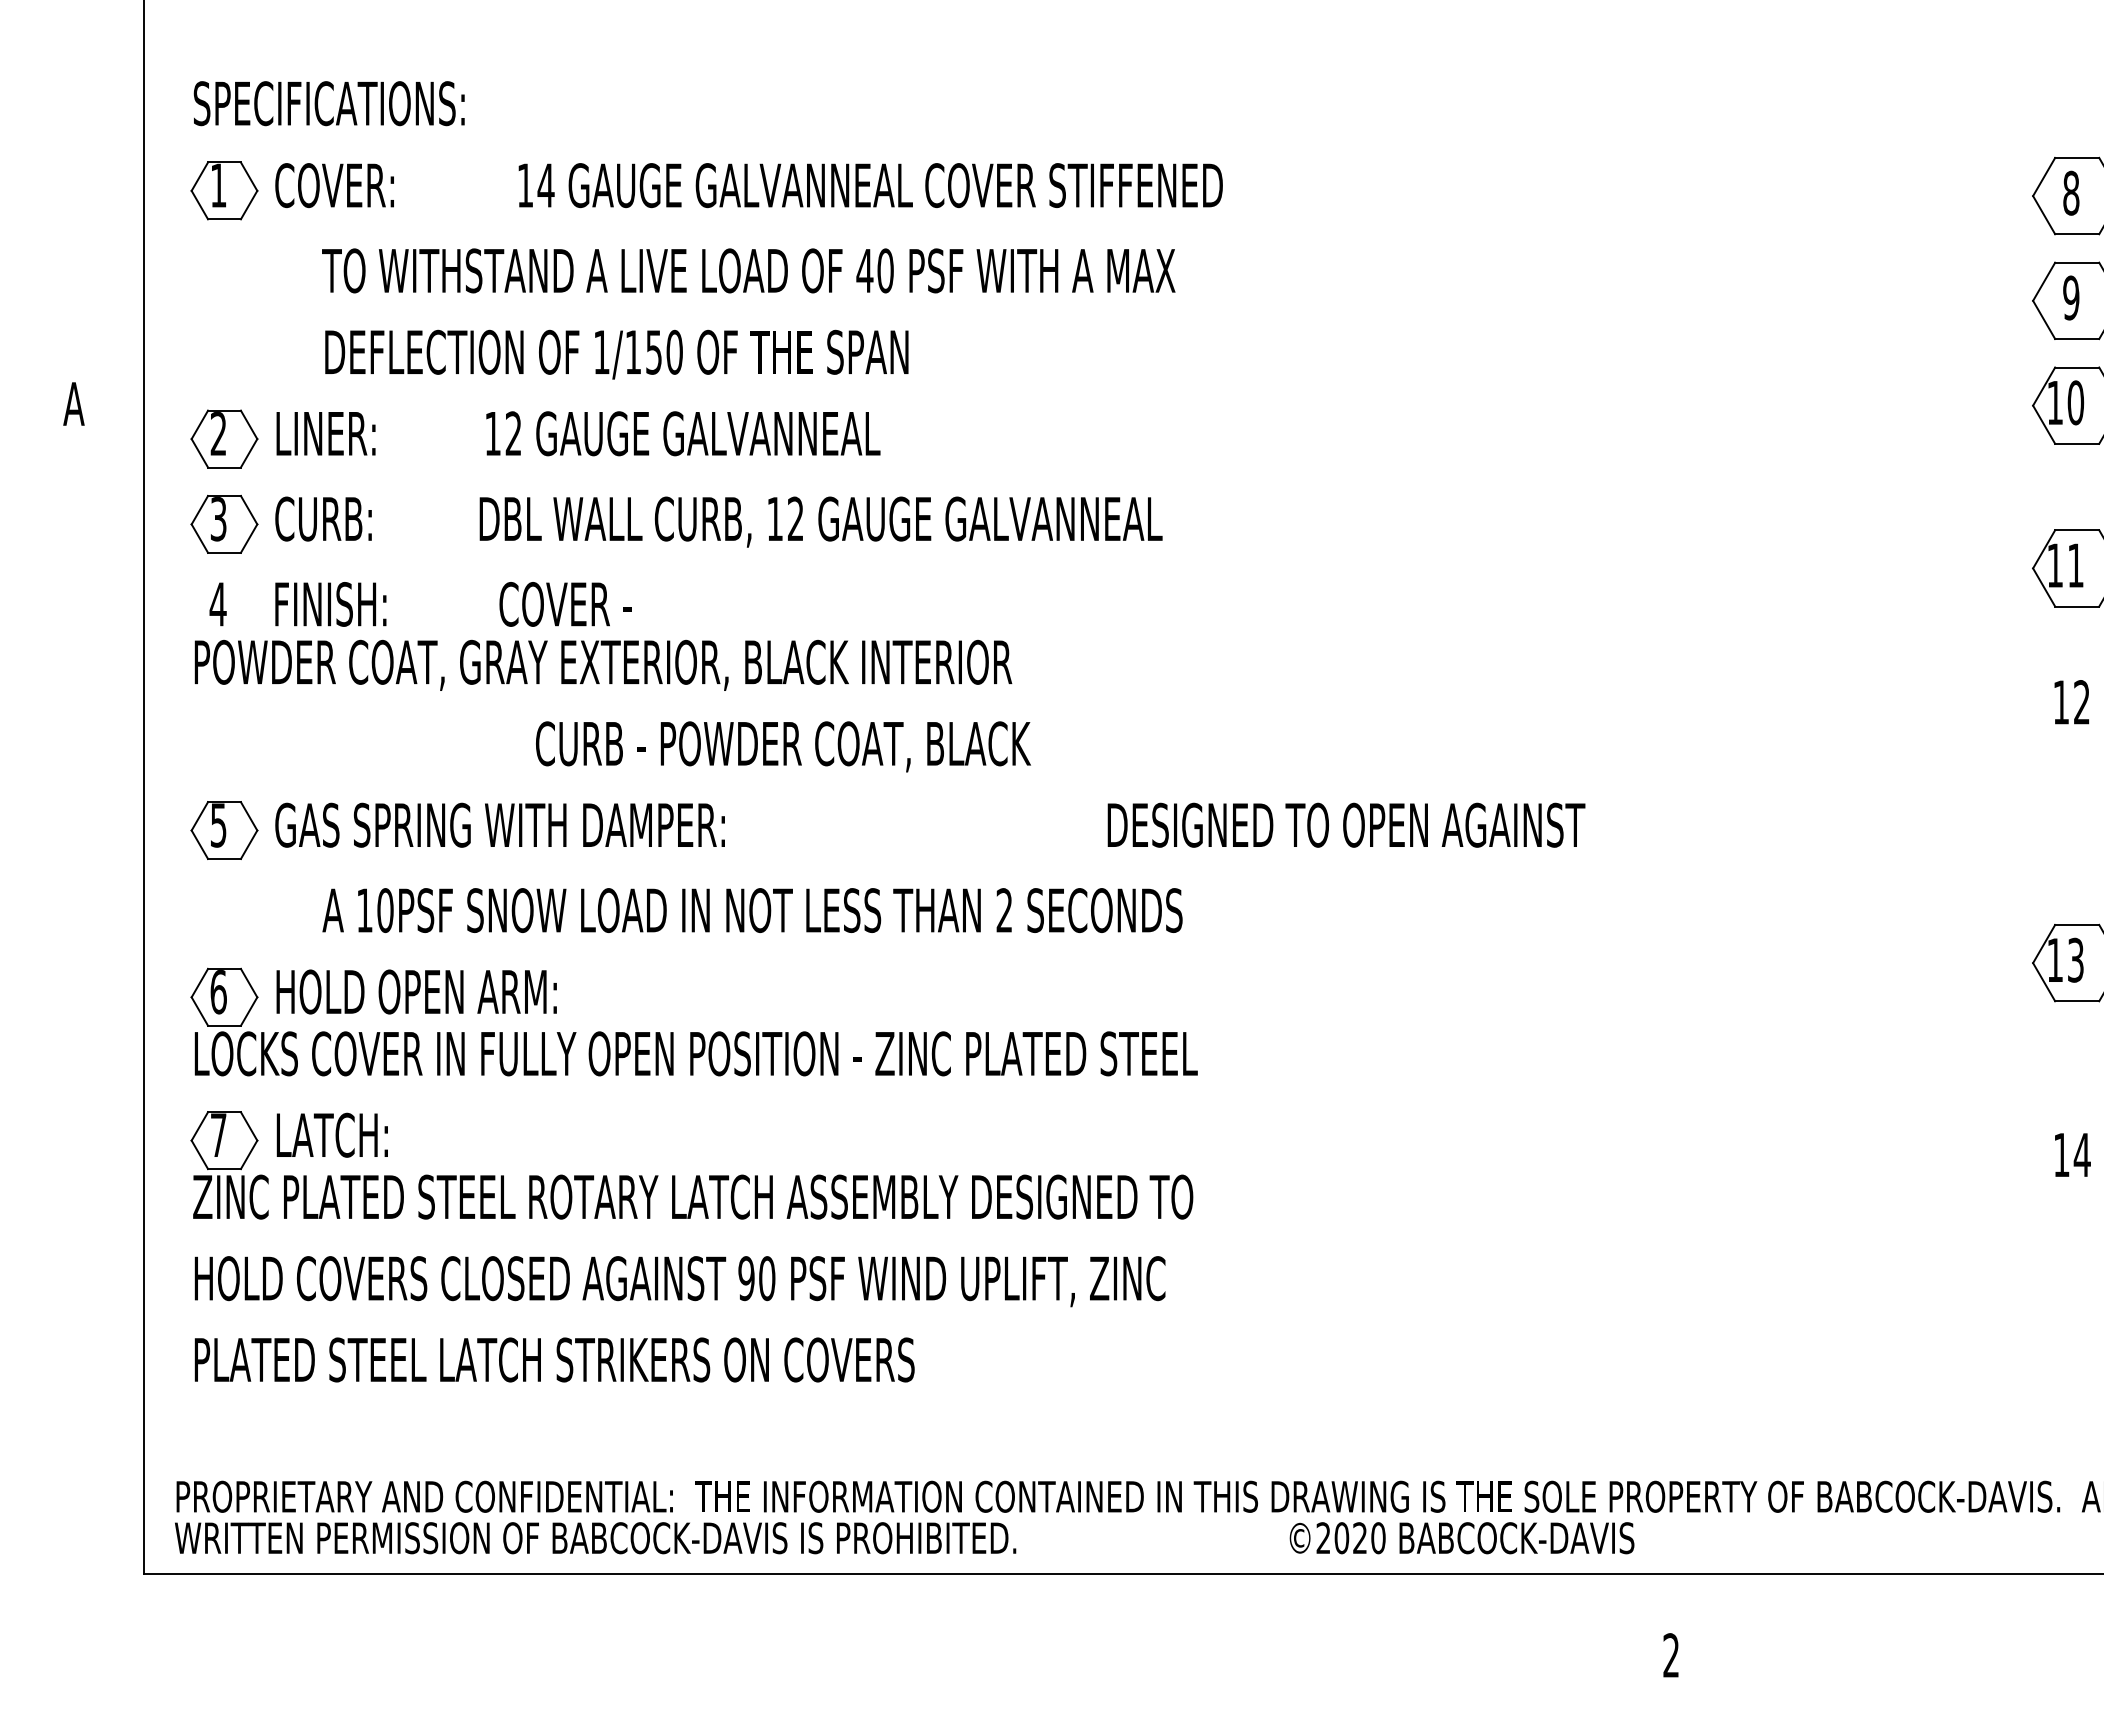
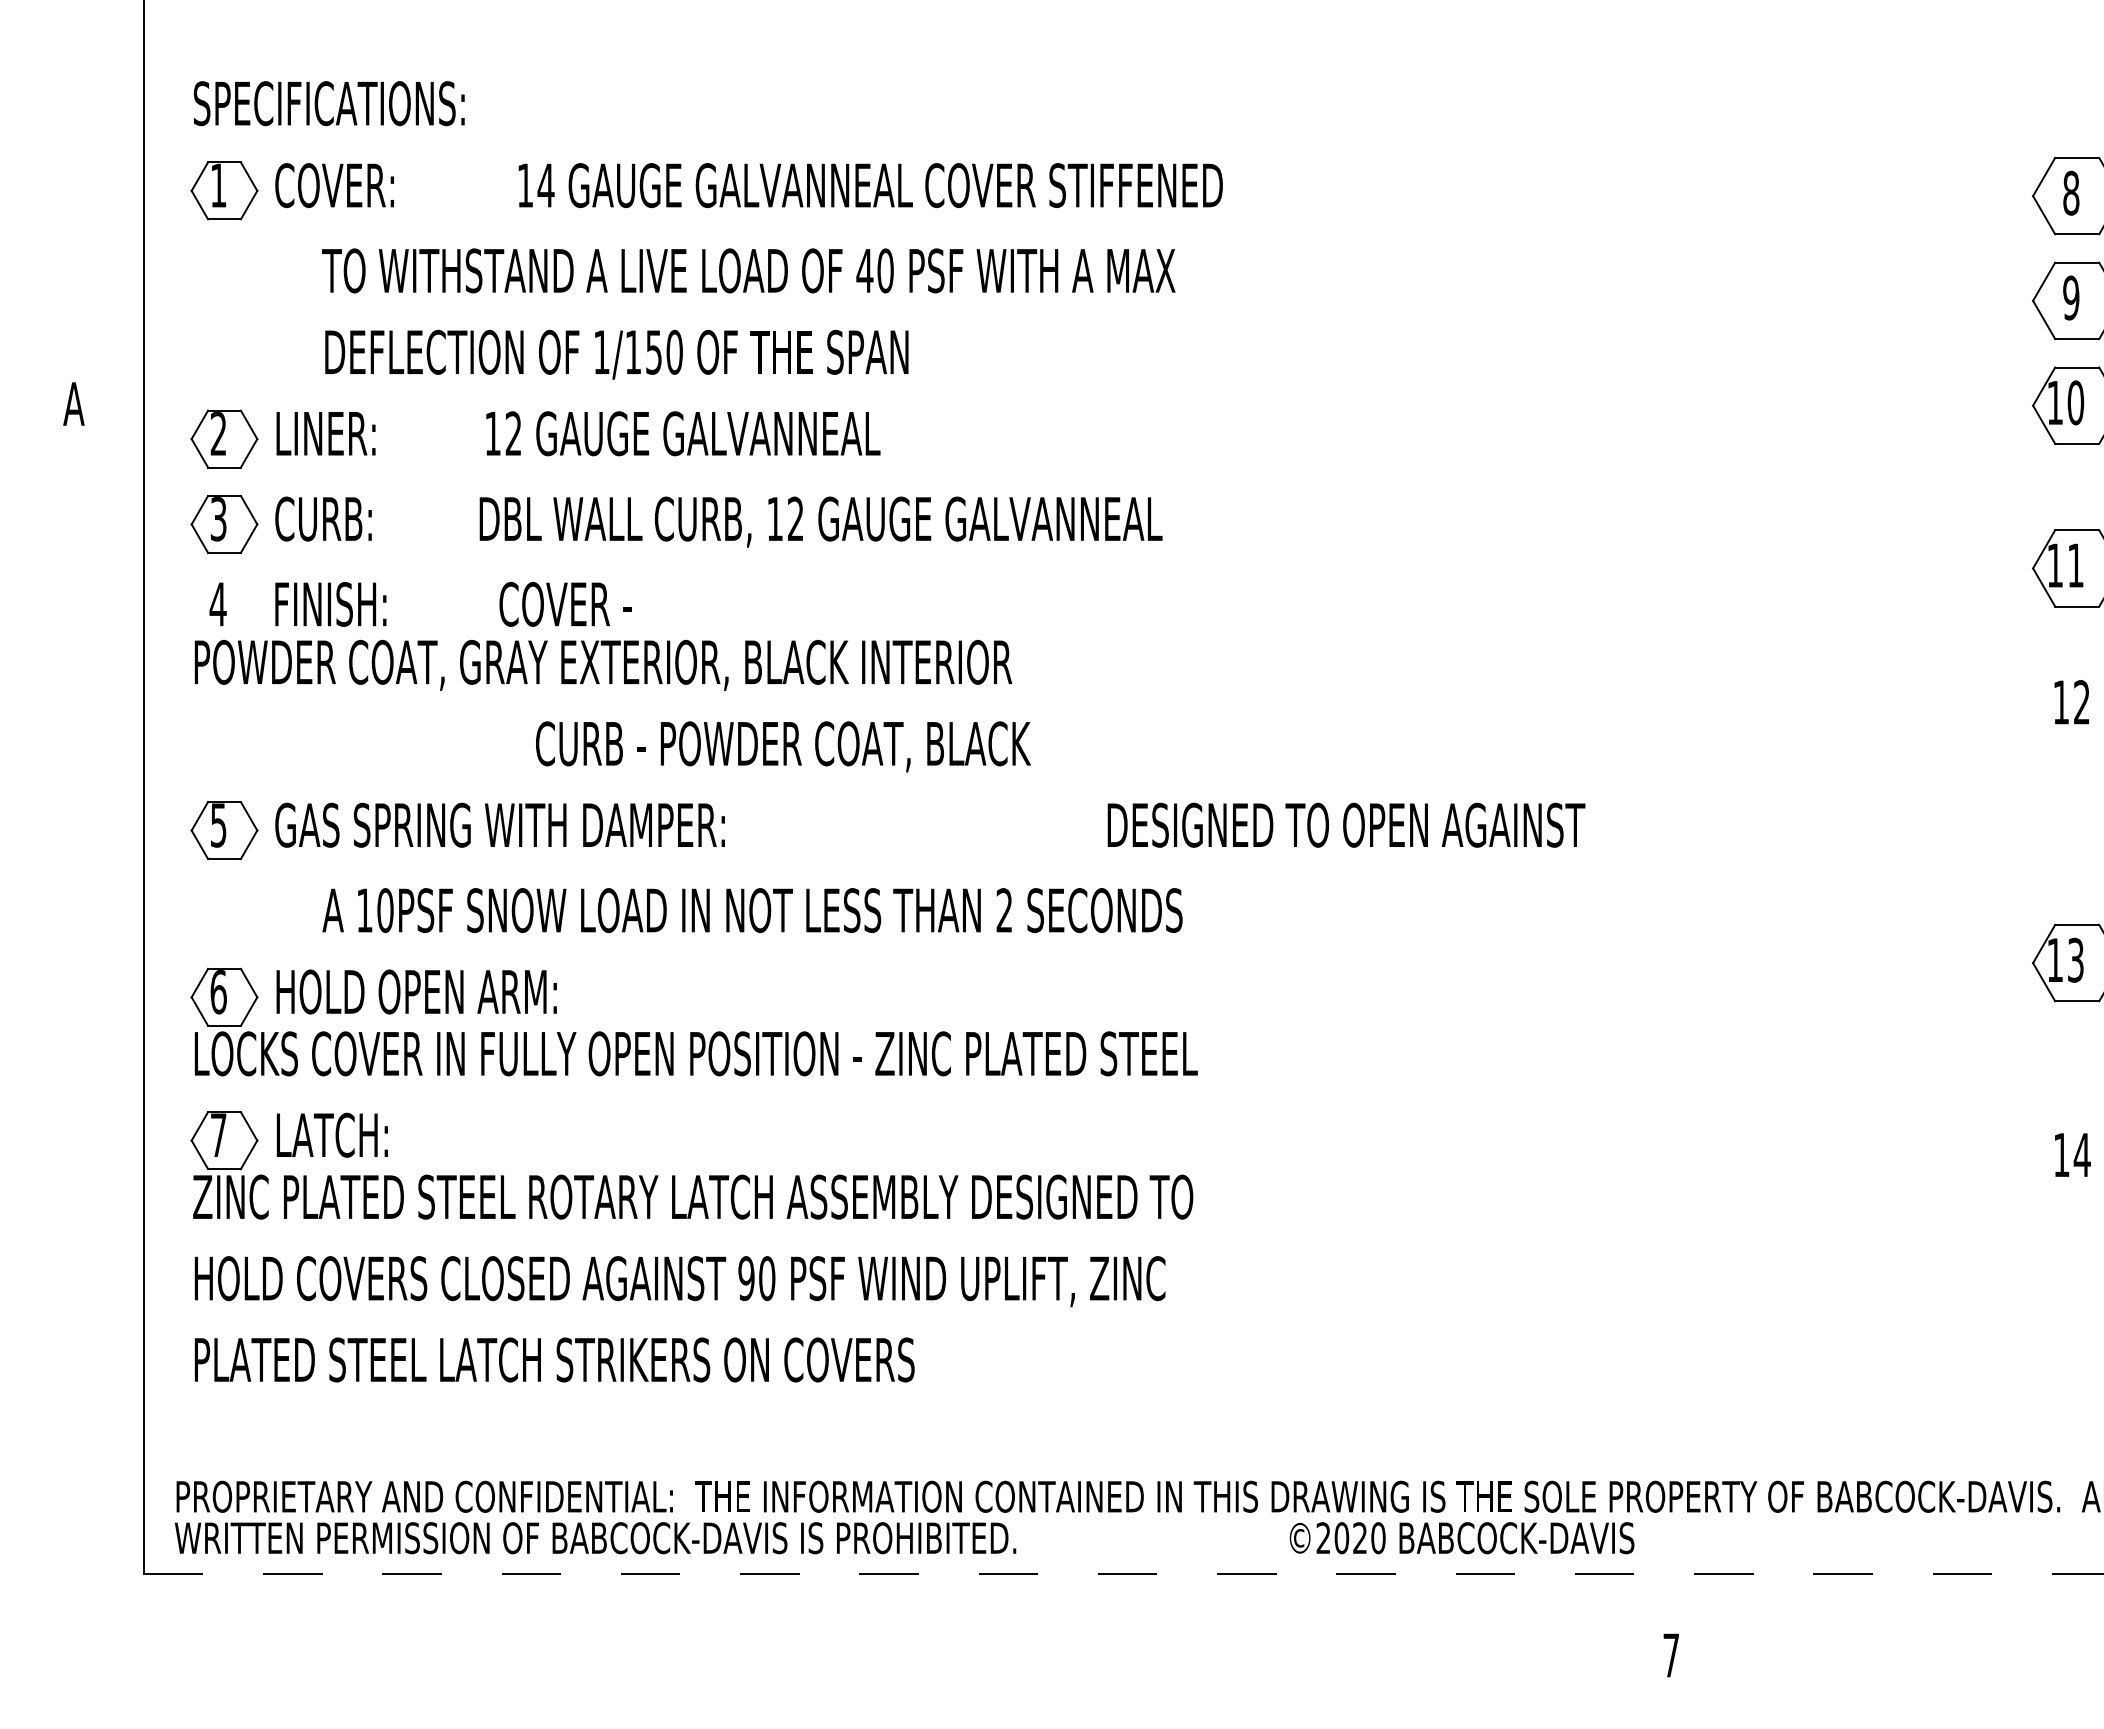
line: solid -> dashed (1123, 1574)
text: 2 -> 7 (1670, 1655)
